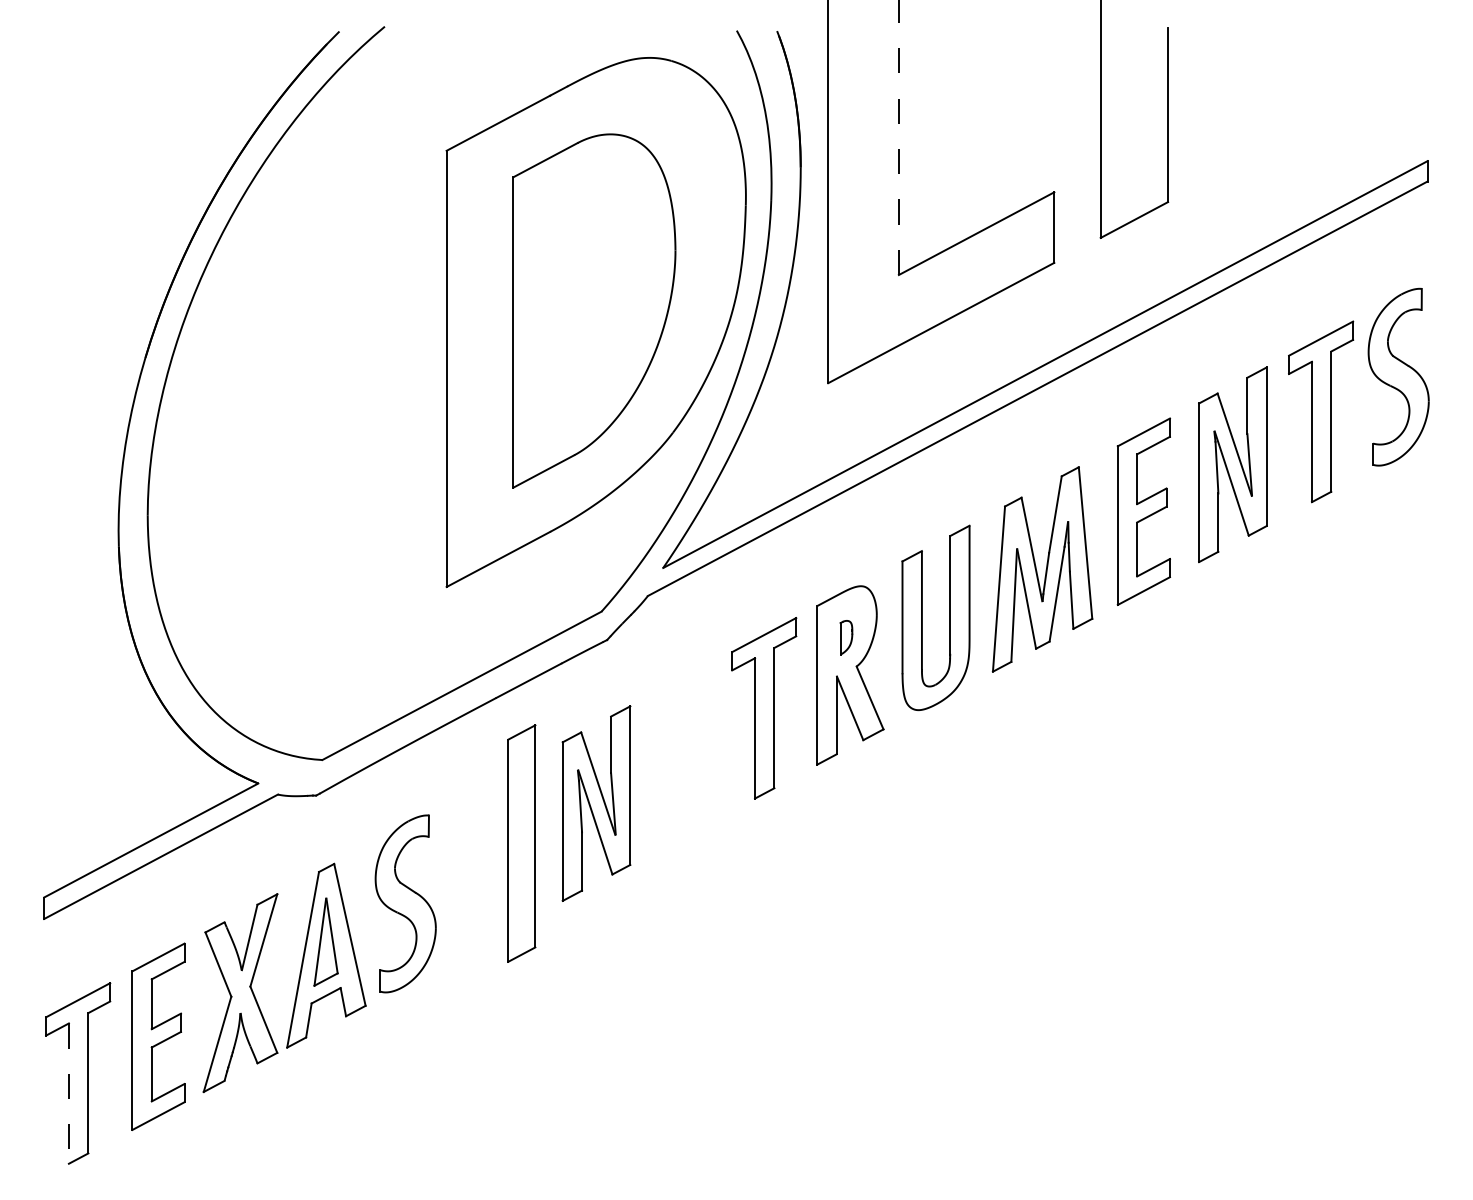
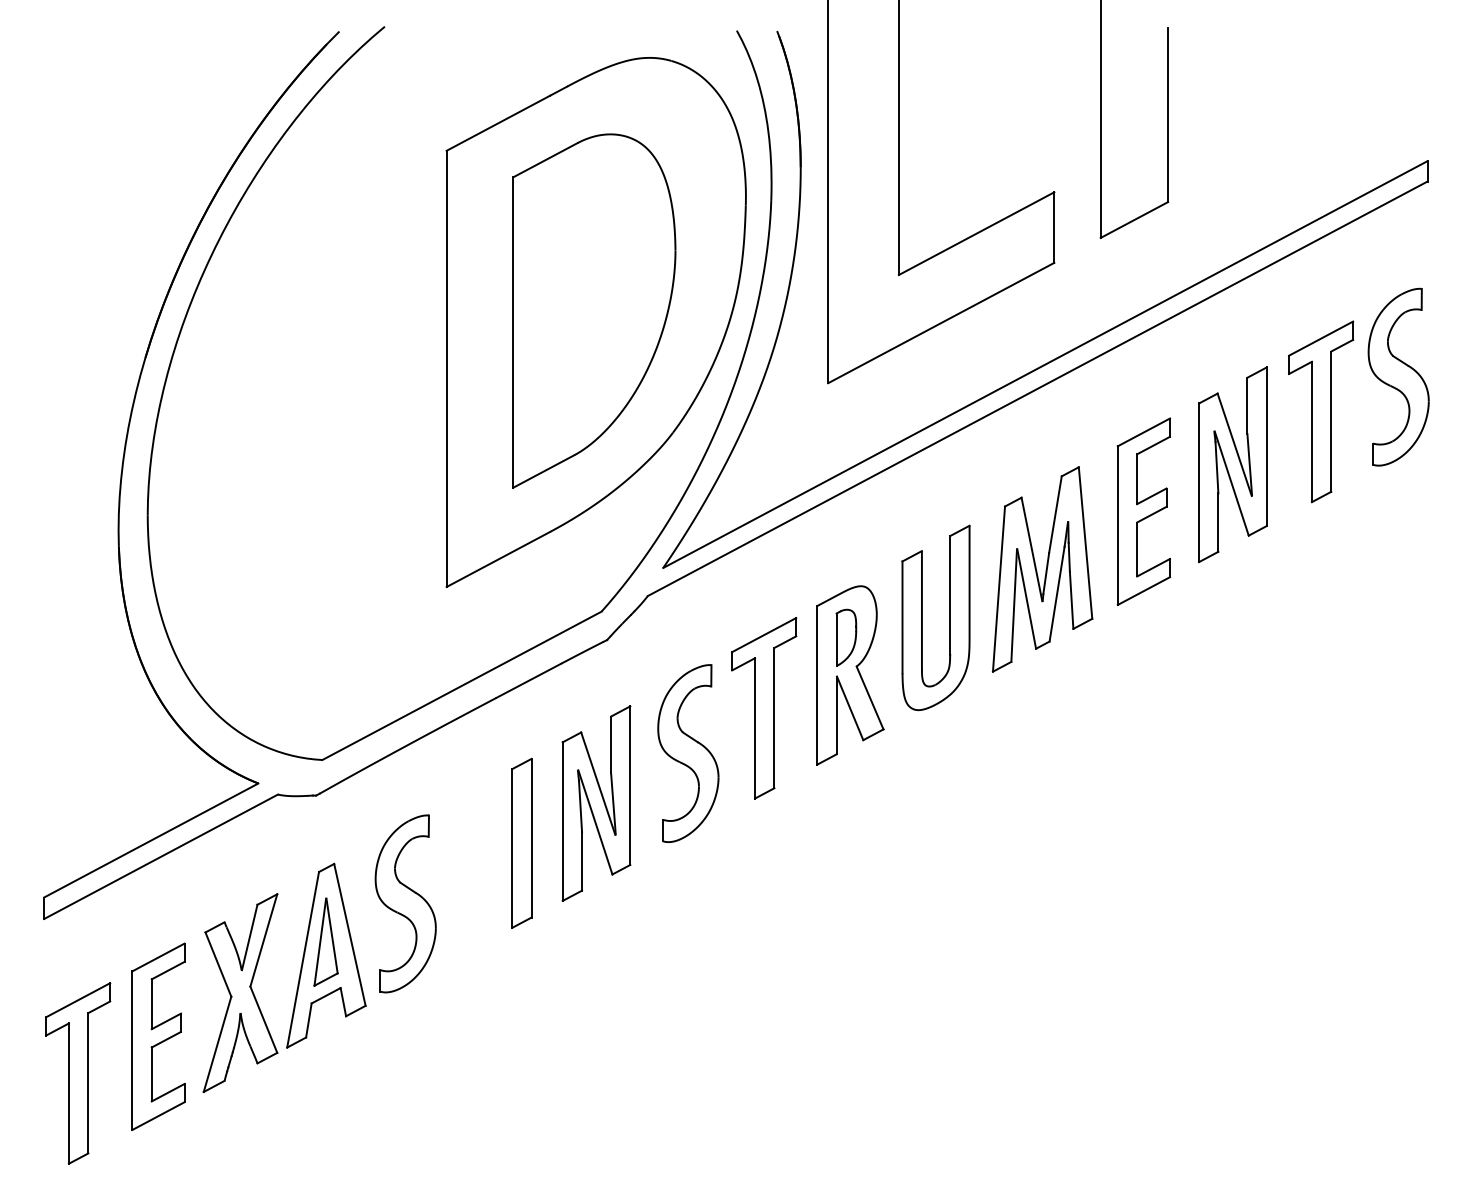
line: dashed -> solid (898, 137)
part size: 15x36 px -> 23x59 px (846, 637)
part: none -> present (688, 753)
part size: 30x239 px -> 22x172 px (521, 842)
line: dashed -> solid (68, 1094)
